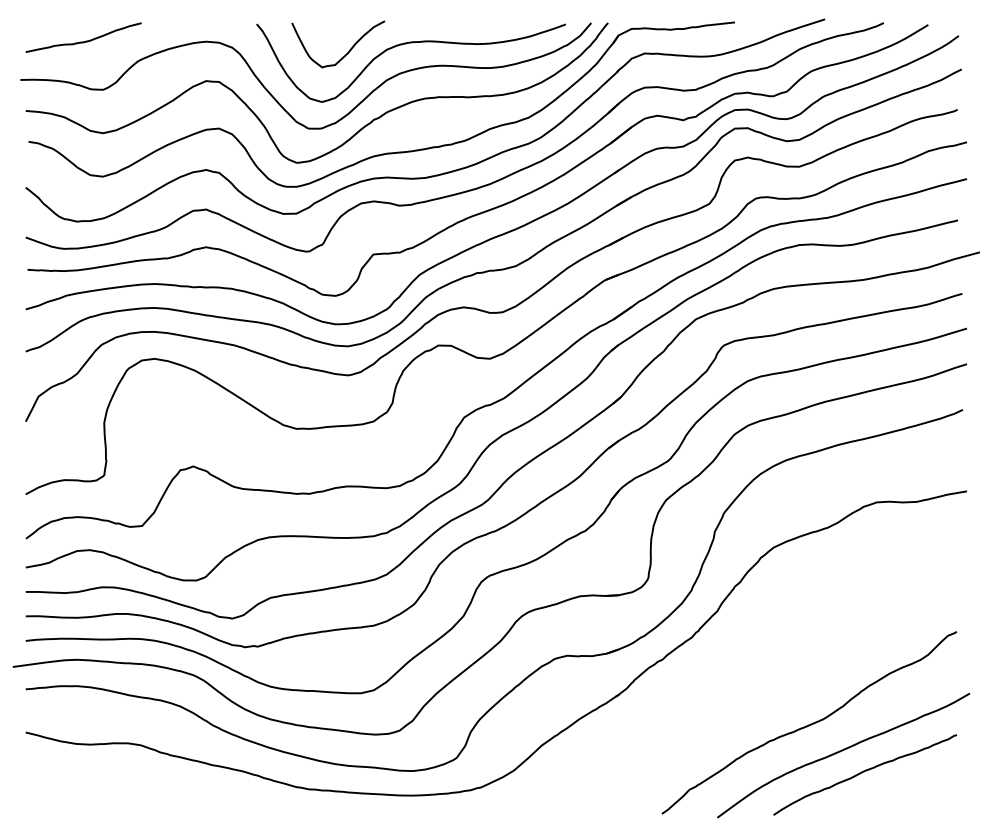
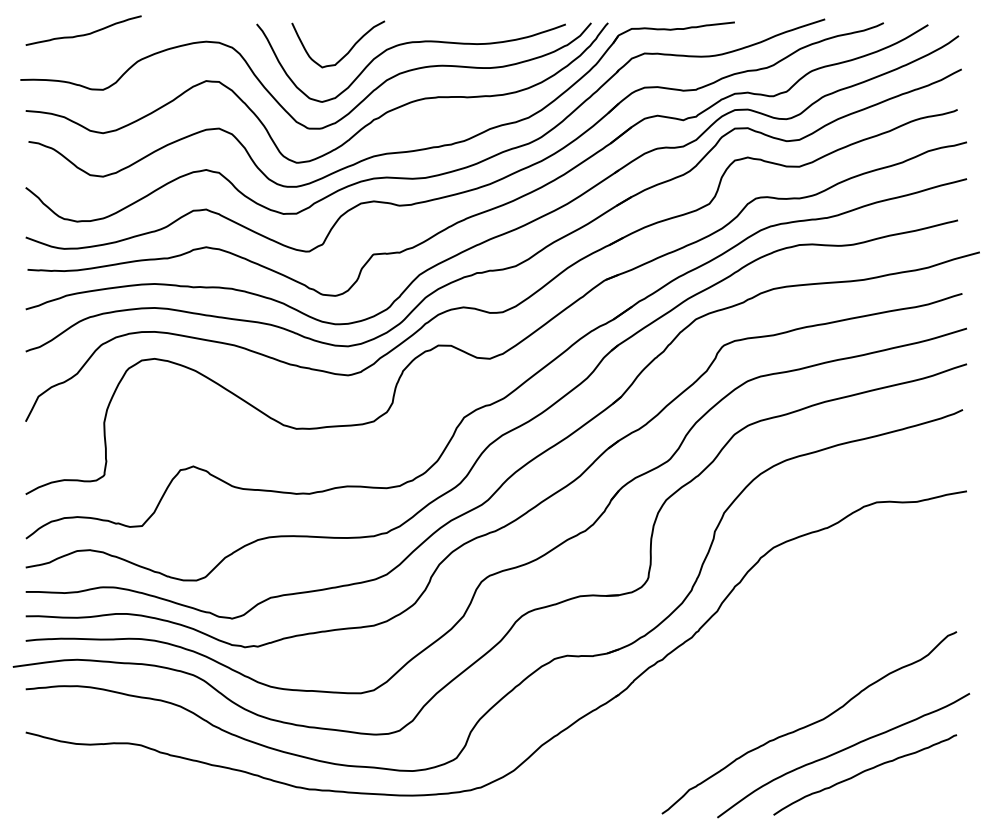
curve position: (85, 40) -> (85, 33) (85, 33)
